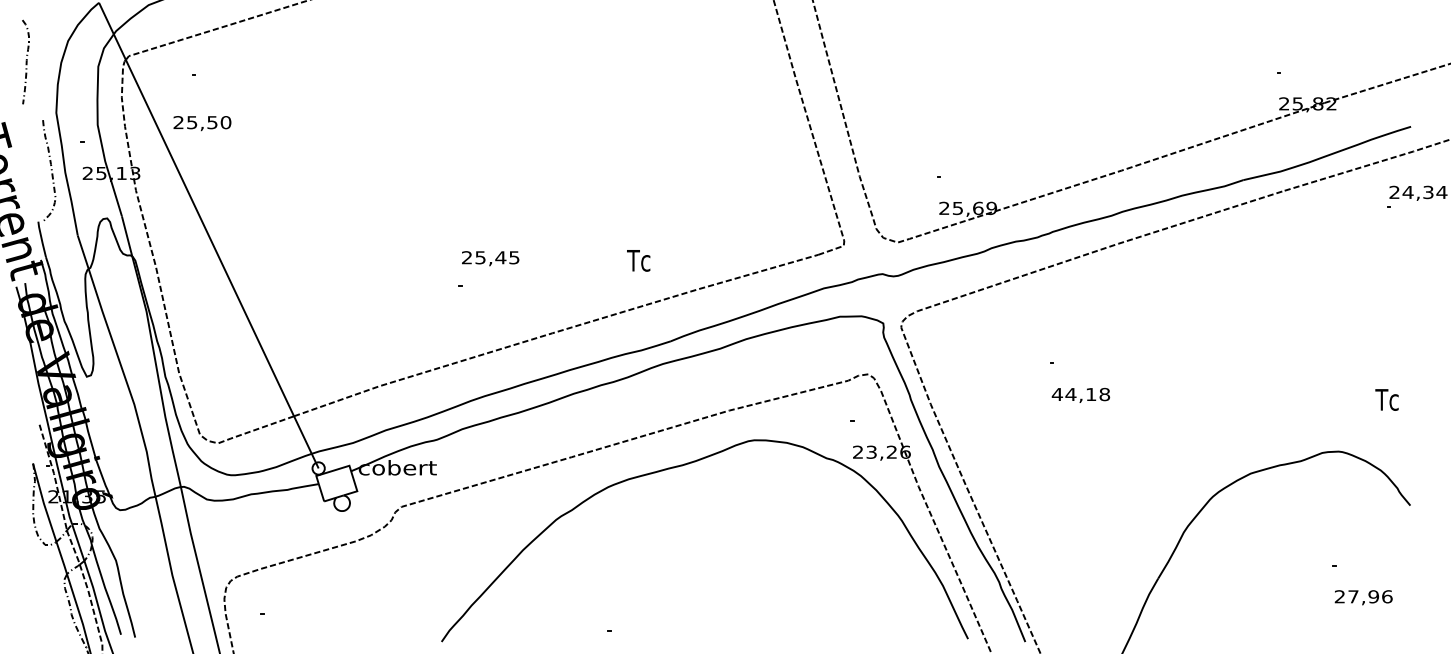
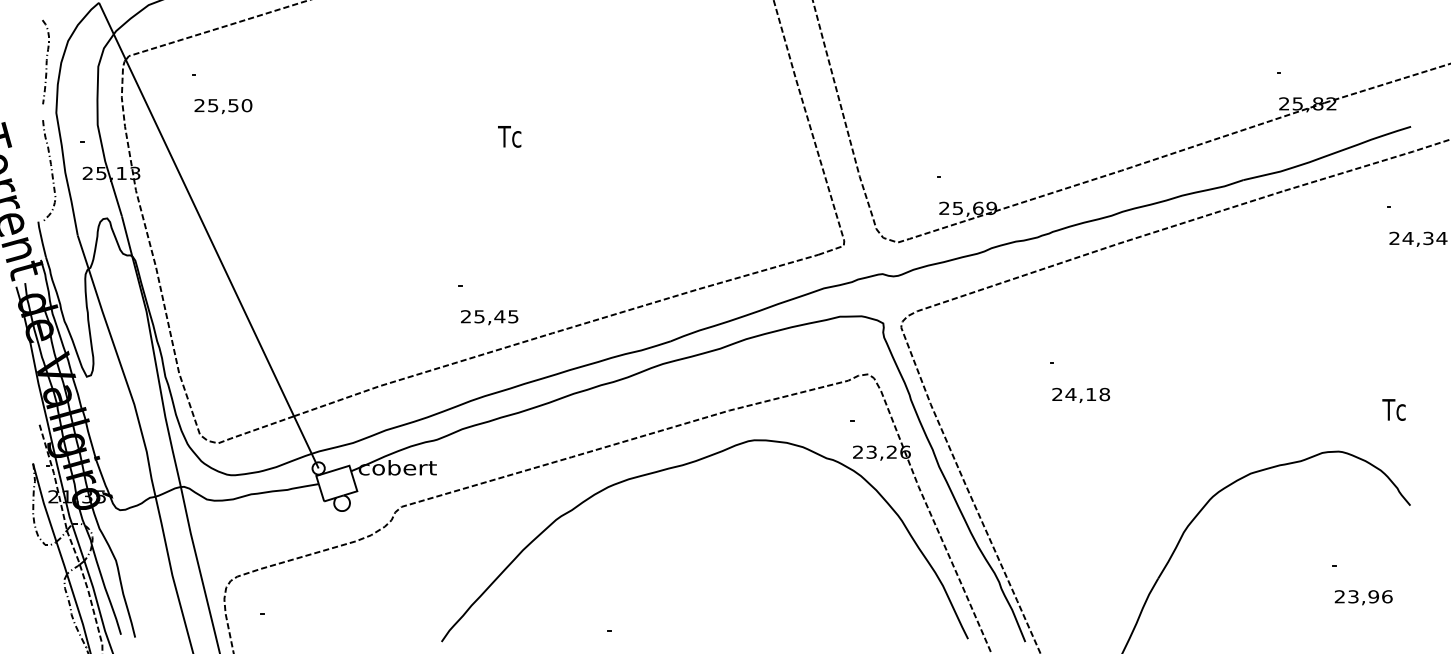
curve position: (25, 61) -> (45, 61) (45, 61)
text position: (202, 123) -> (223, 106) (223, 106)
text position: (1418, 192) -> (1418, 238) (1418, 238)
text position: (490, 258) -> (489, 317) (489, 317)
text position: (638, 260) -> (509, 136) (509, 136)
text: 44,18 -> 24,18 (1056, 393)
text position: (1386, 399) -> (1393, 409) (1393, 409)
text: 27,96 -> 23,96 (1353, 596)
